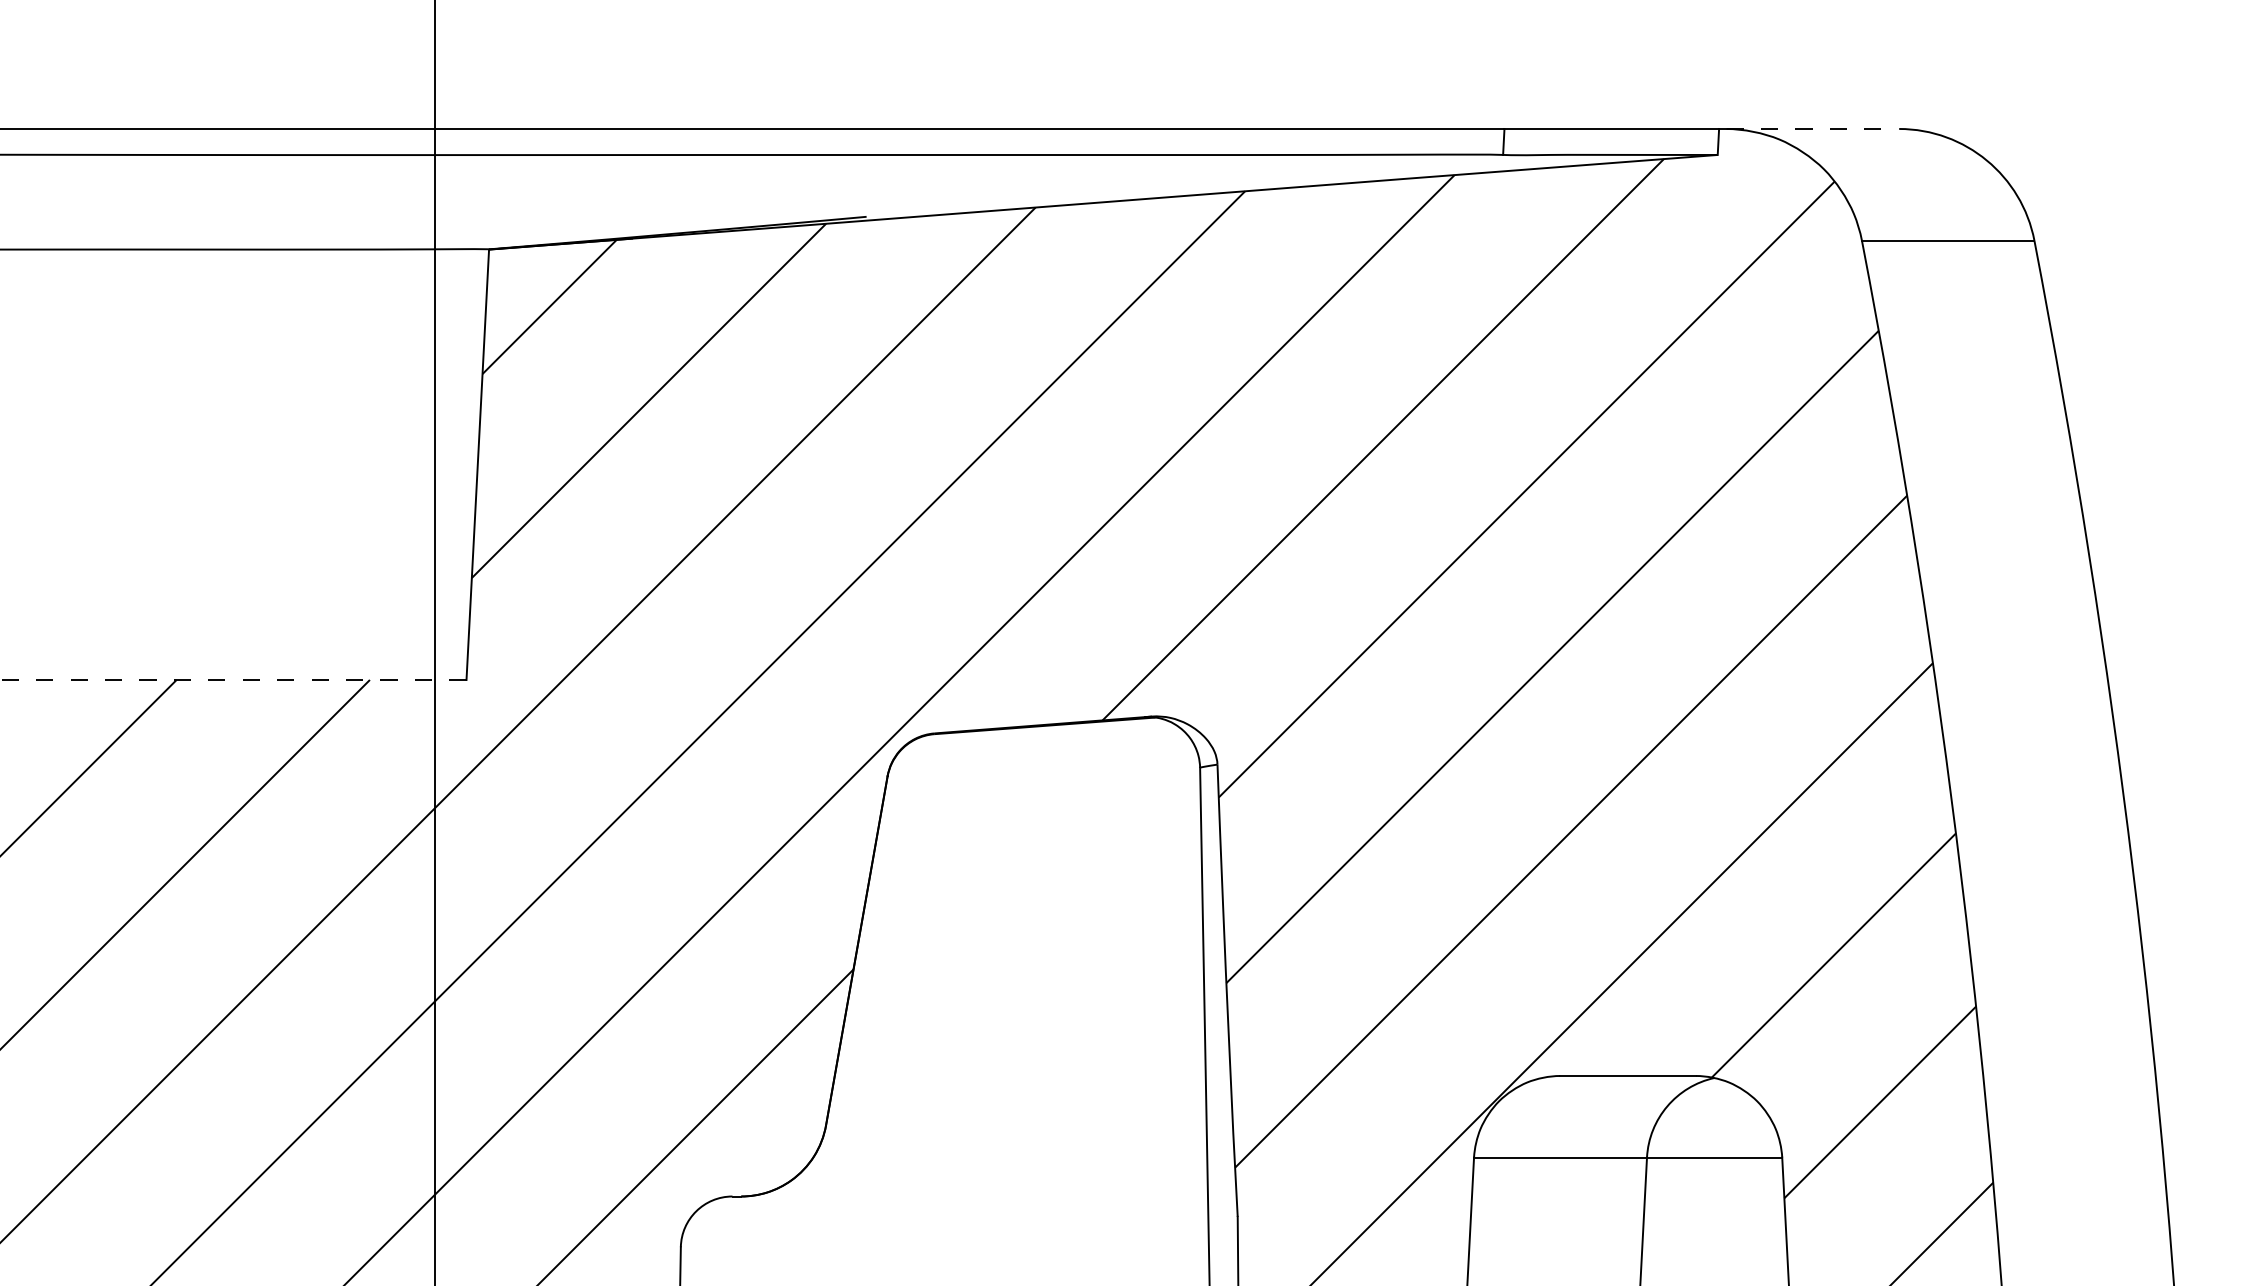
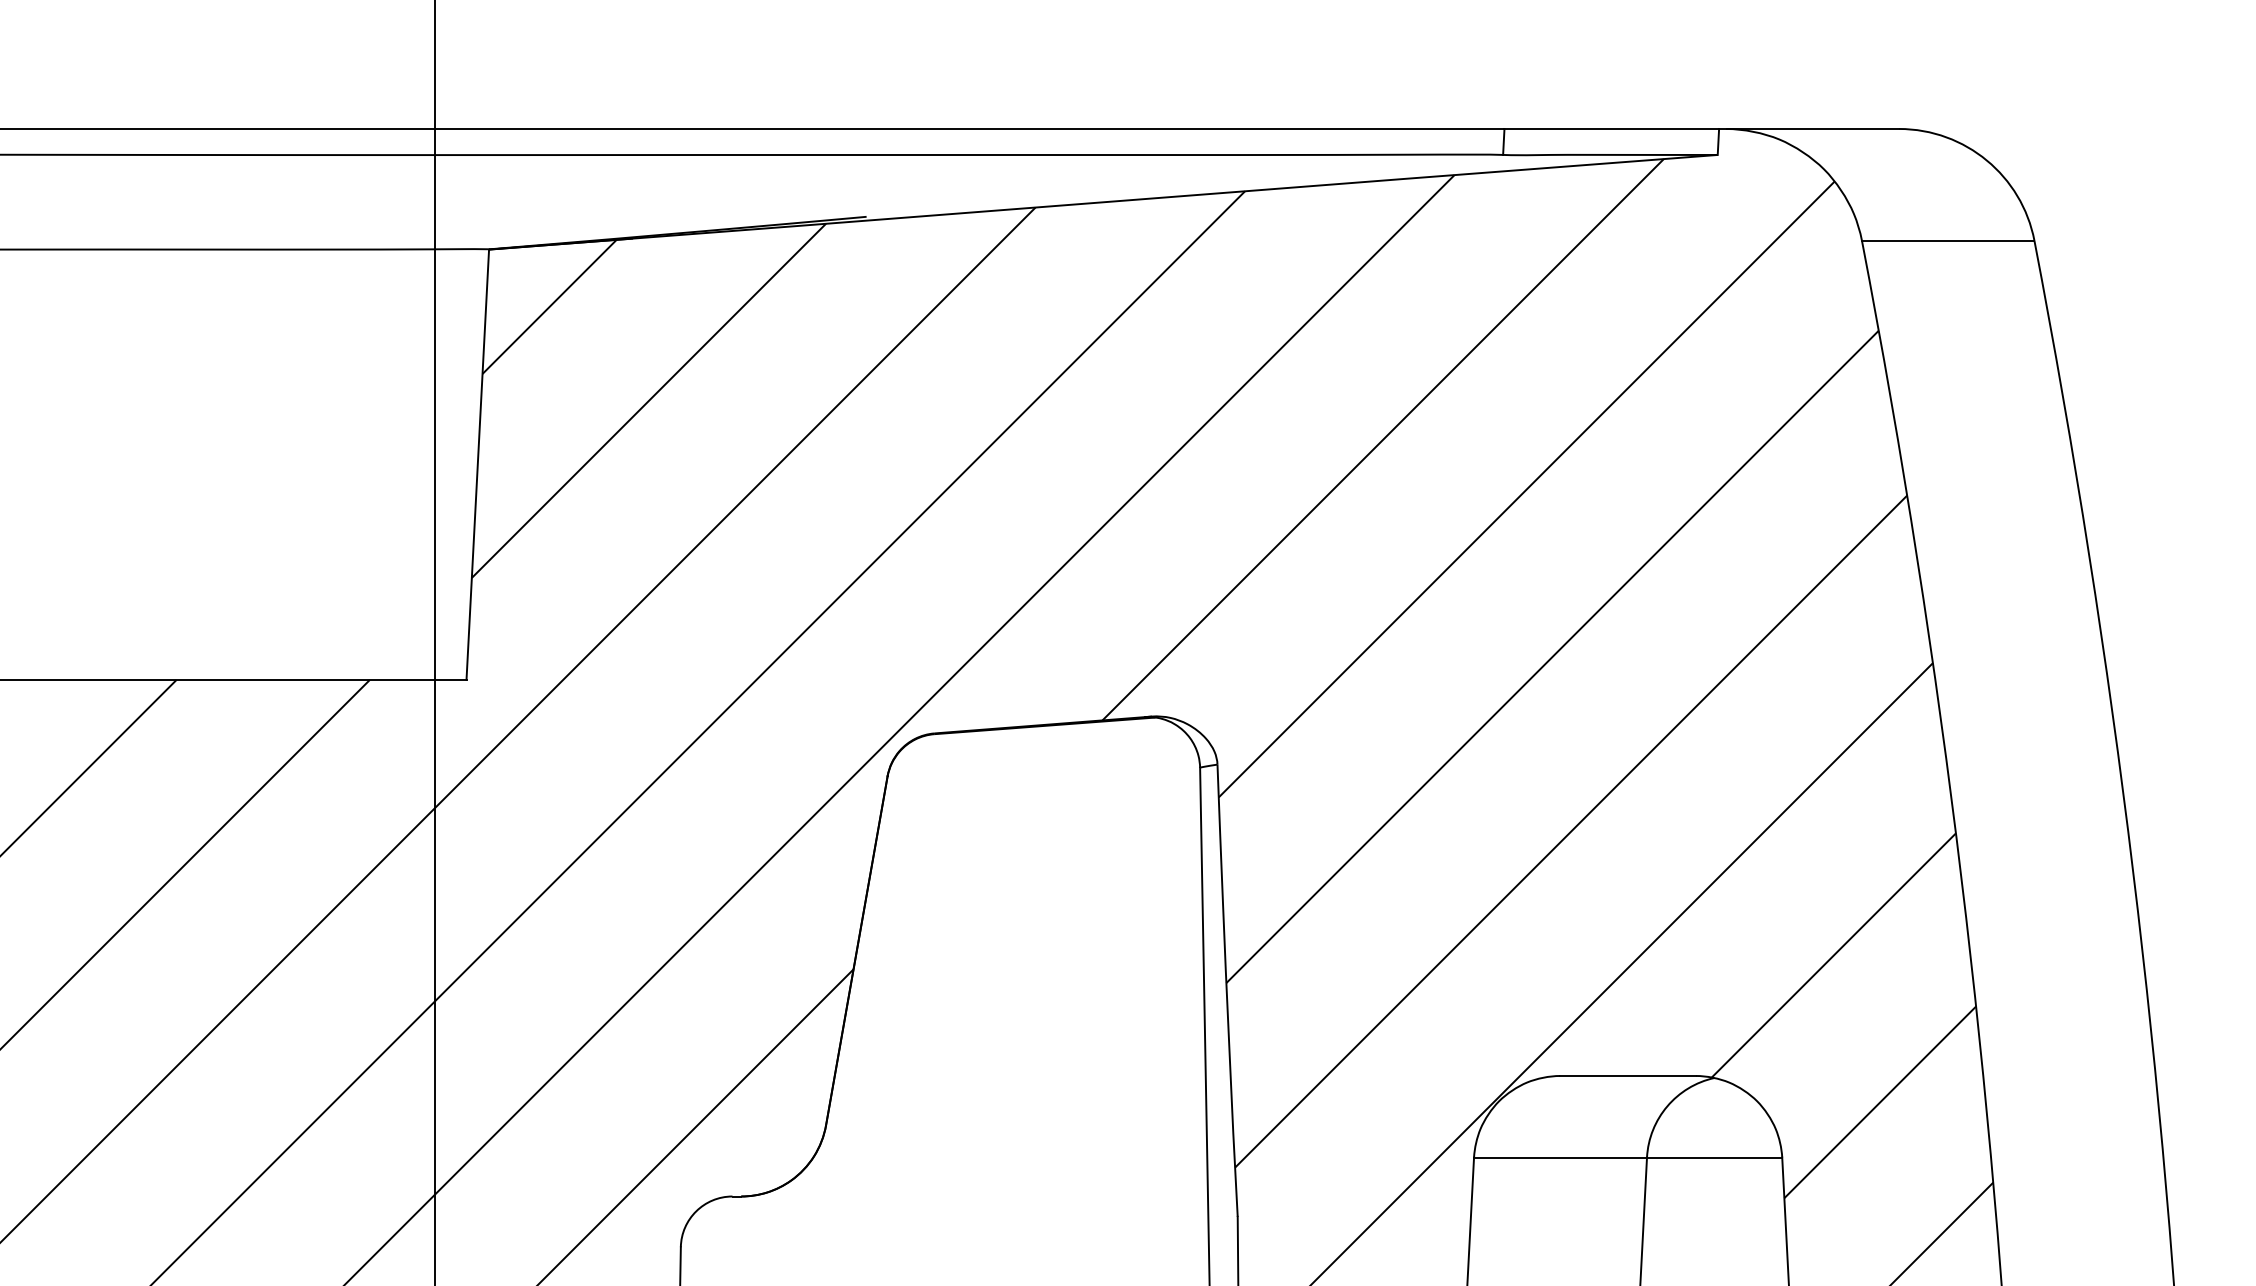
line: dashed -> solid (1813, 128)
line: dashed -> solid (232, 679)
